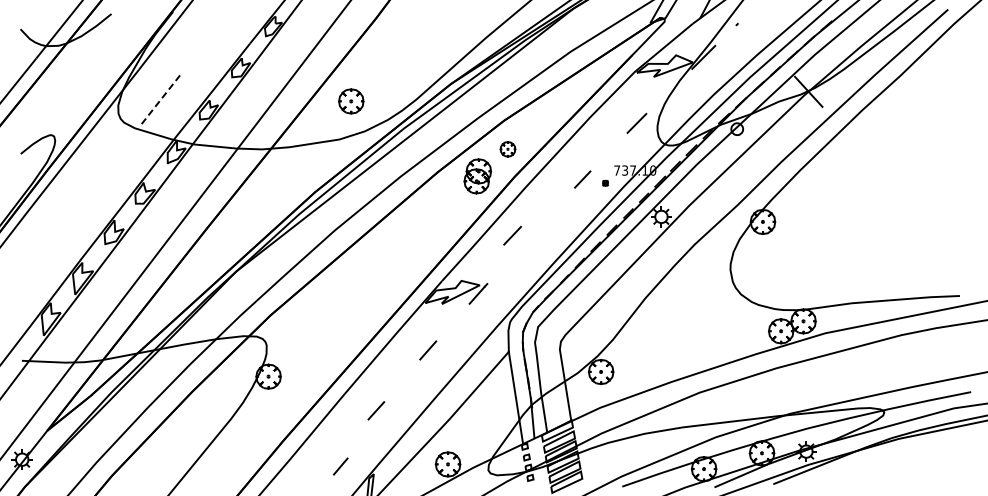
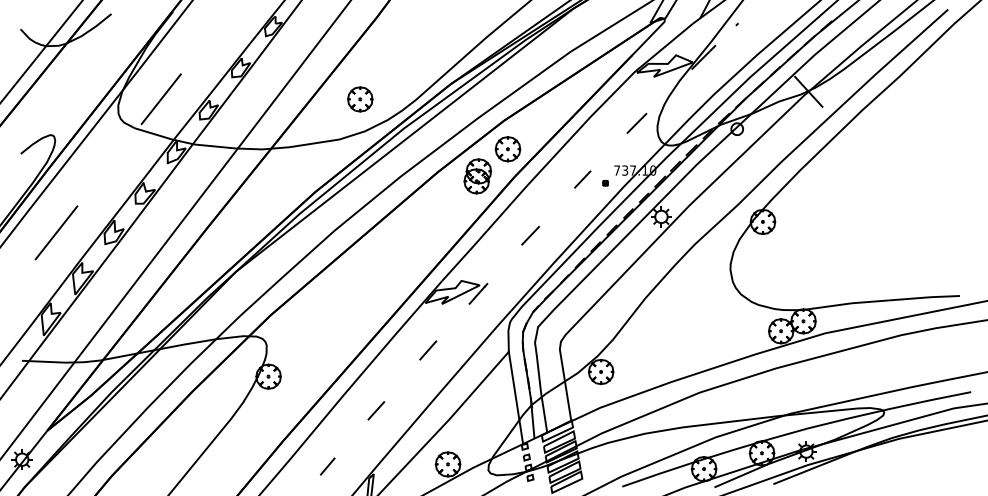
line: dashed -> solid (161, 99)
part position: (351, 101) -> (360, 99) (360, 99)
part size: 18x17 px -> 28x27 px (507, 149)
line: none -> present (56, 232)
line position: (512, 235) -> (530, 235) (530, 235)
line position: (340, 466) -> (327, 466) (327, 466)
